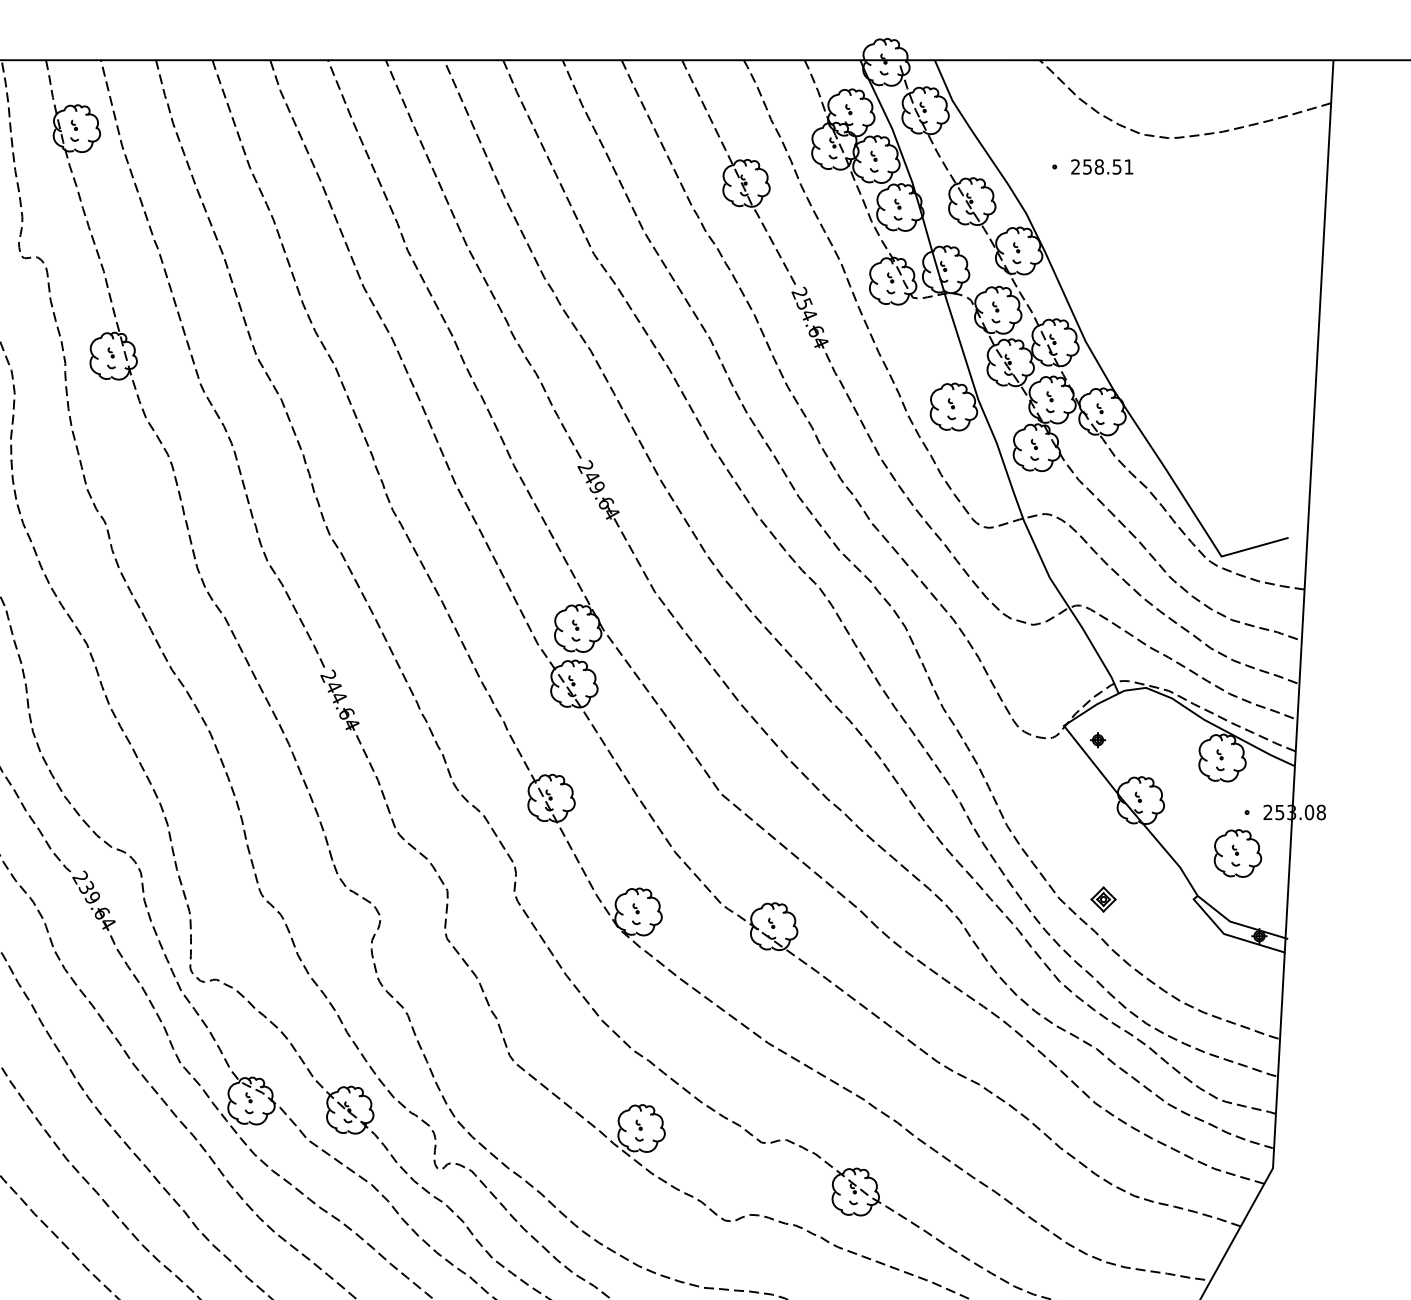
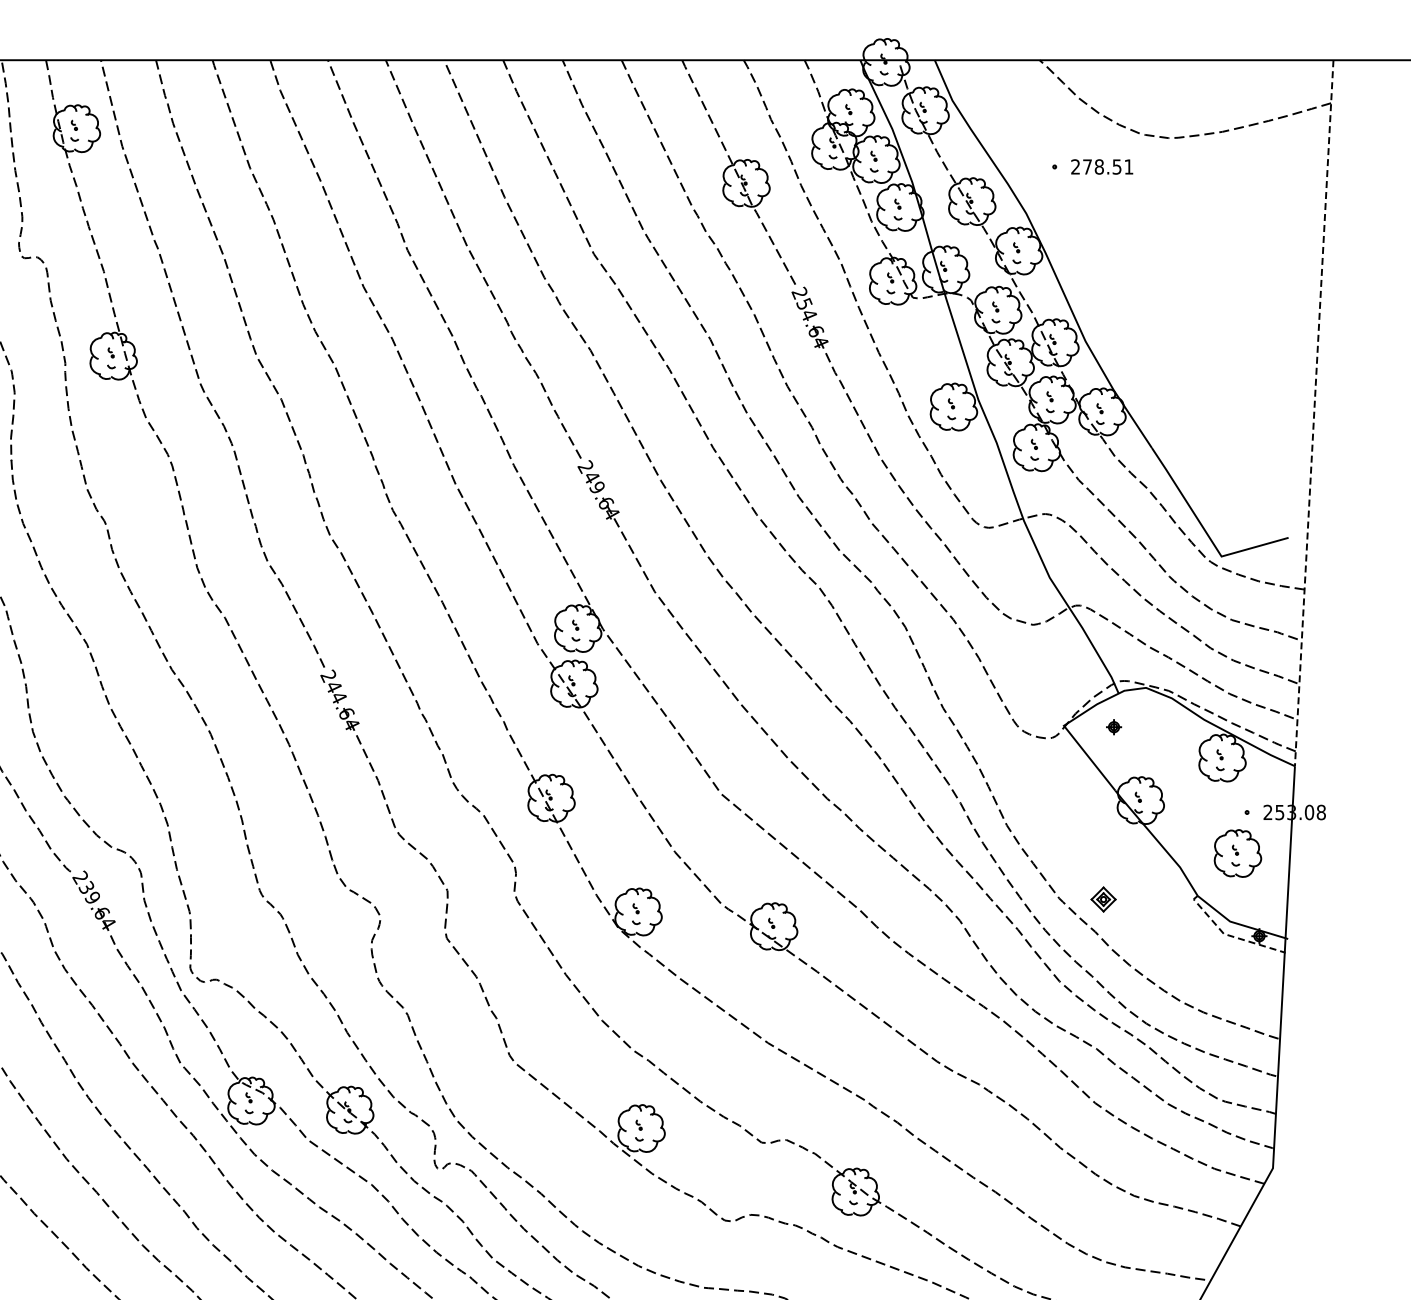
text: 258.51 -> 278.51 (1087, 166)
line: solid -> dashed (1314, 413)
part position: (1098, 740) -> (1114, 727) (1114, 727)
line: solid -> dashed (1228, 935)
